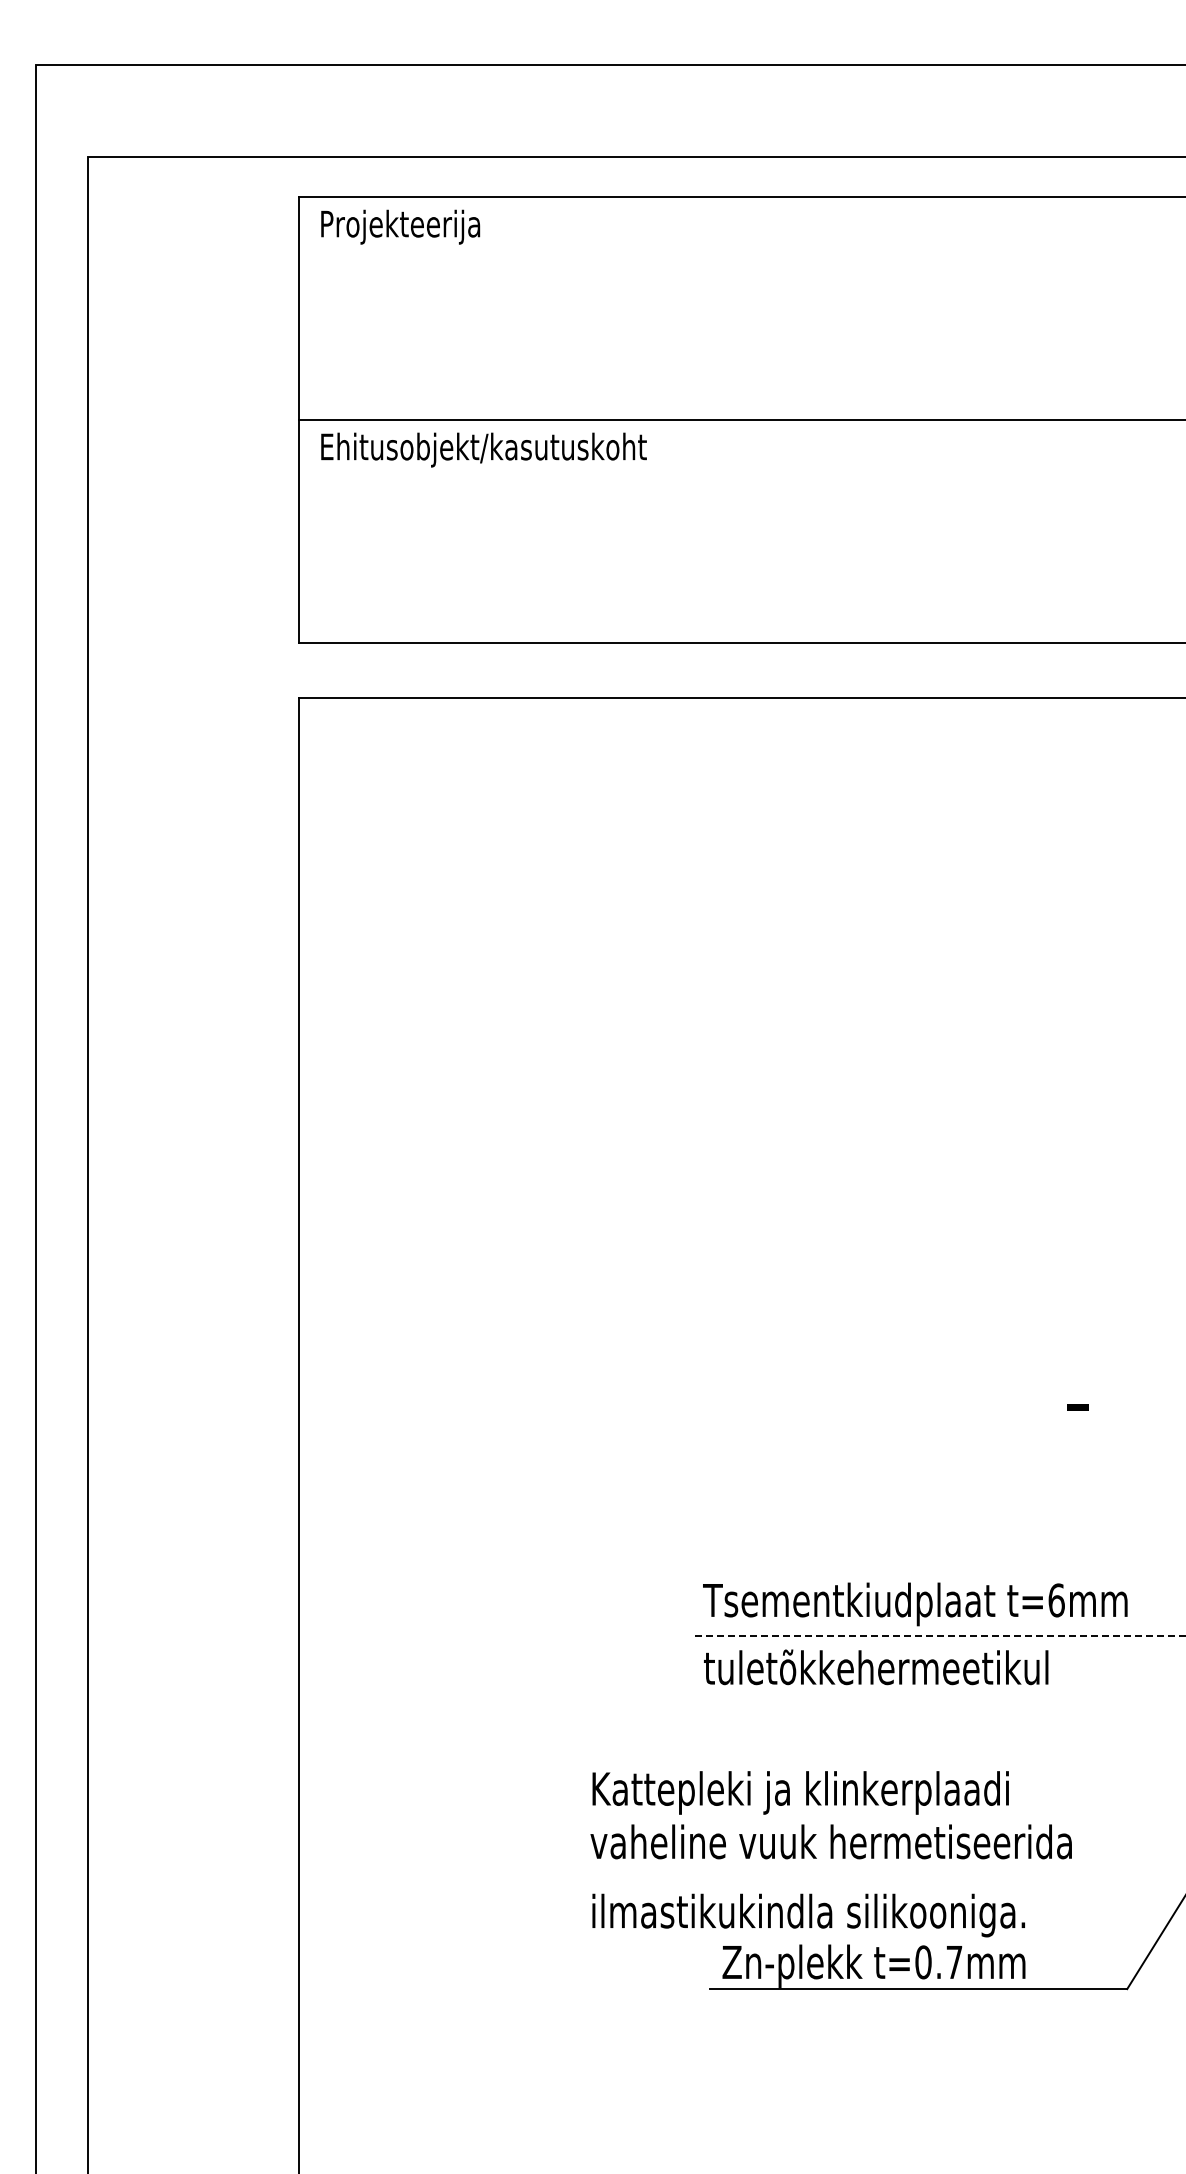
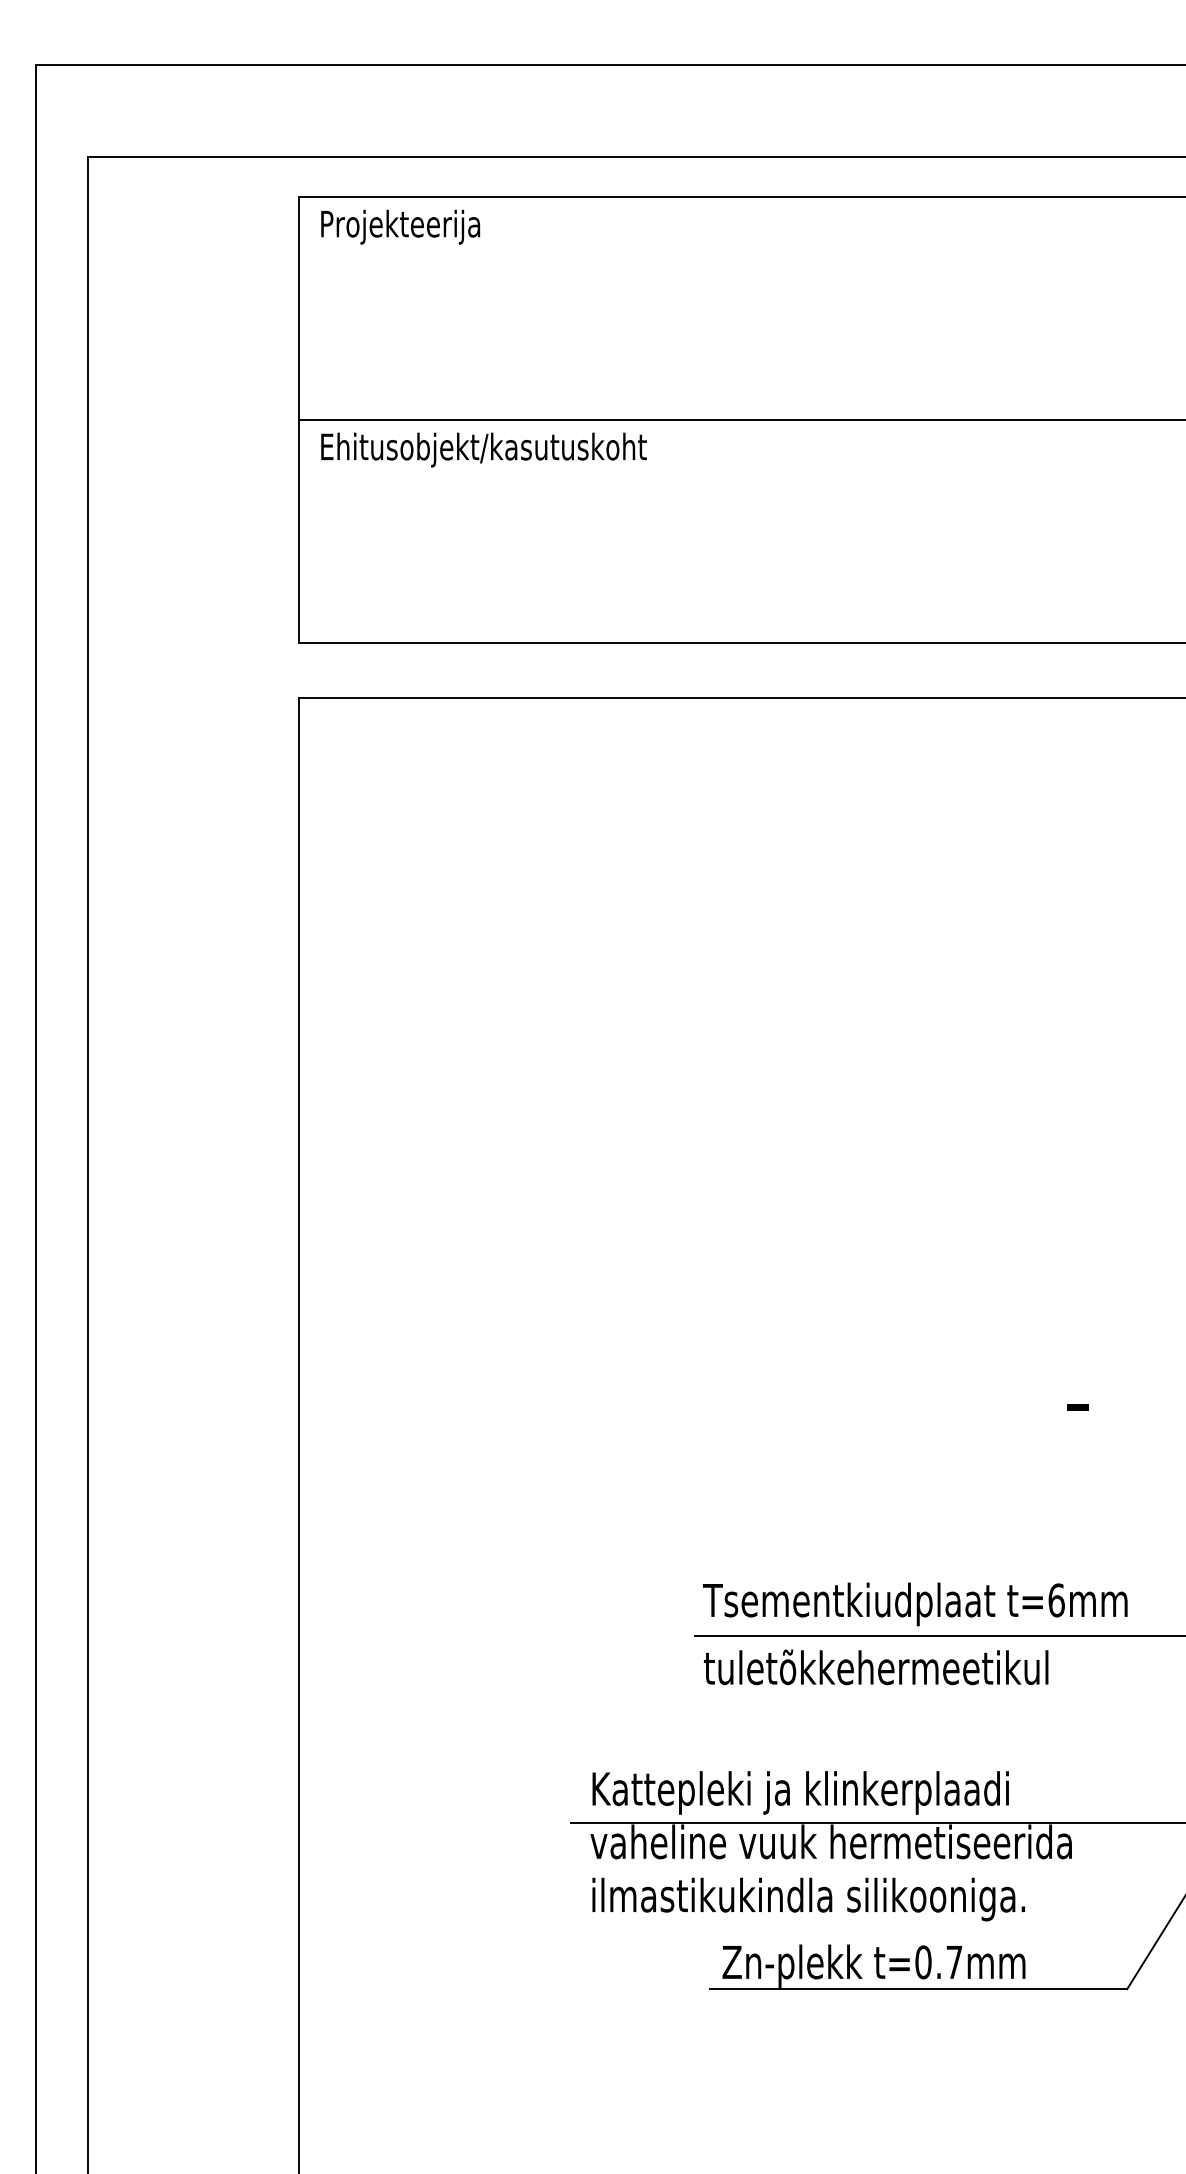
line: dashed -> solid (941, 1636)
line: none -> present (876, 1823)
text position: (808, 1915) -> (808, 1899) (808, 1899)
